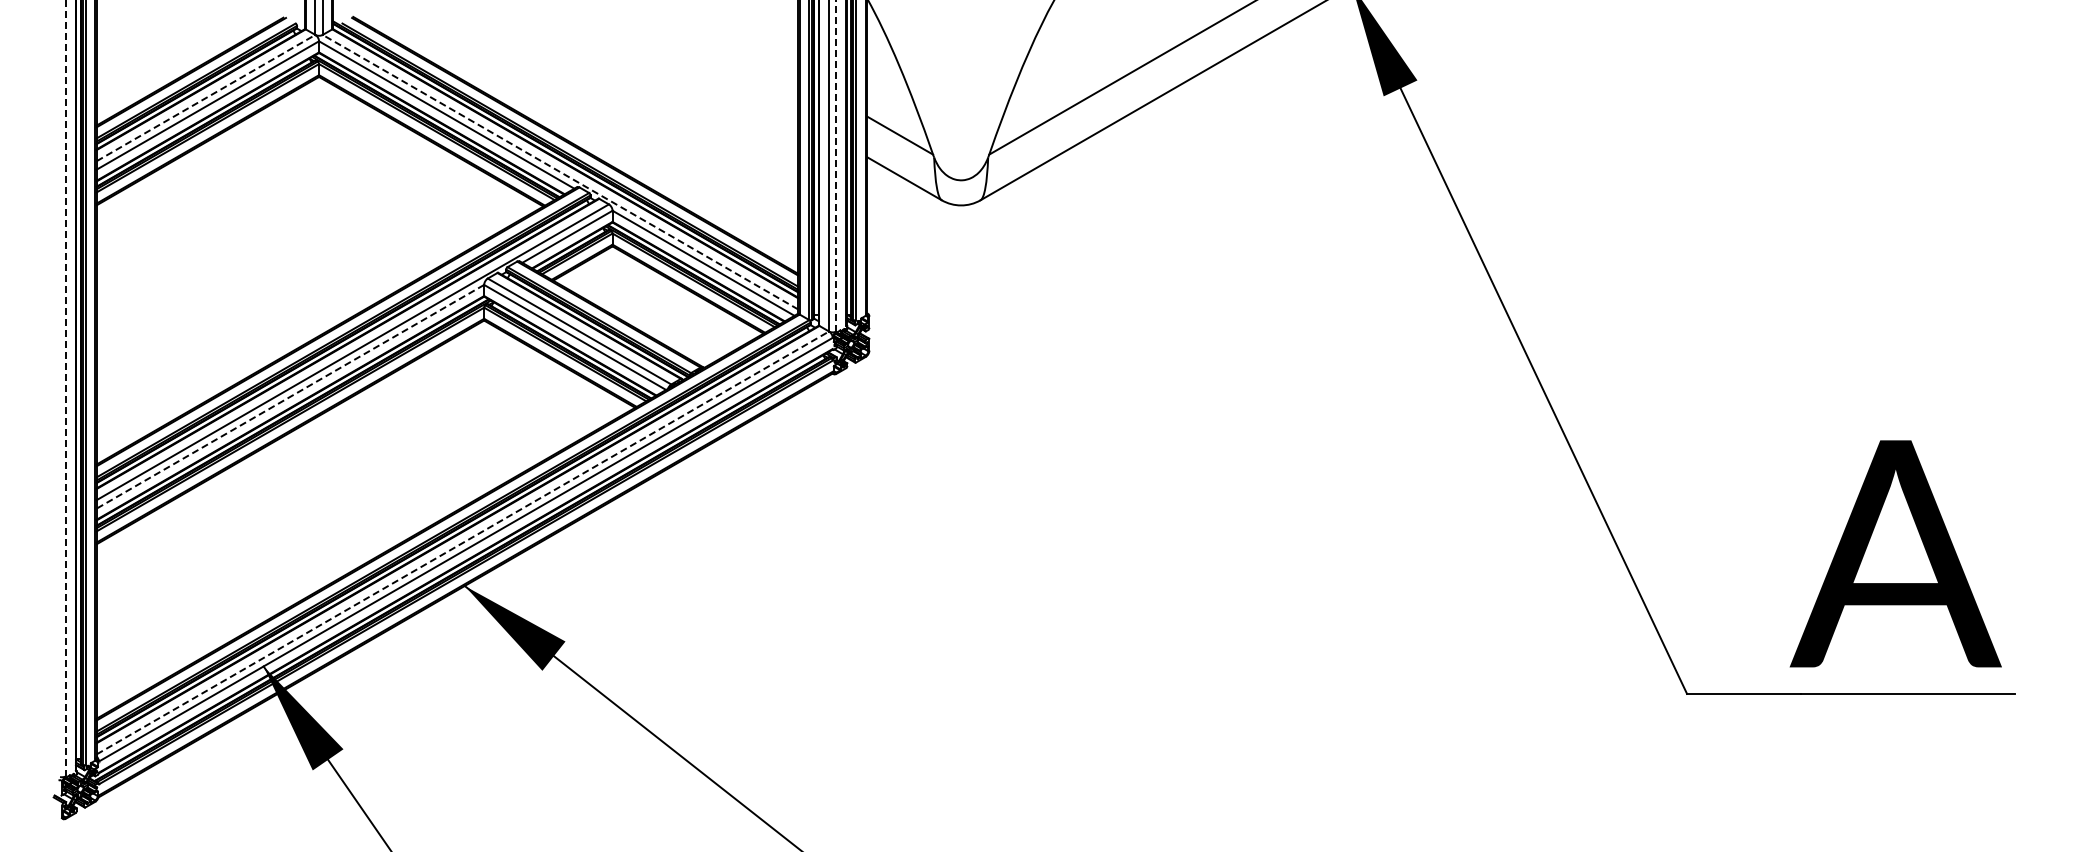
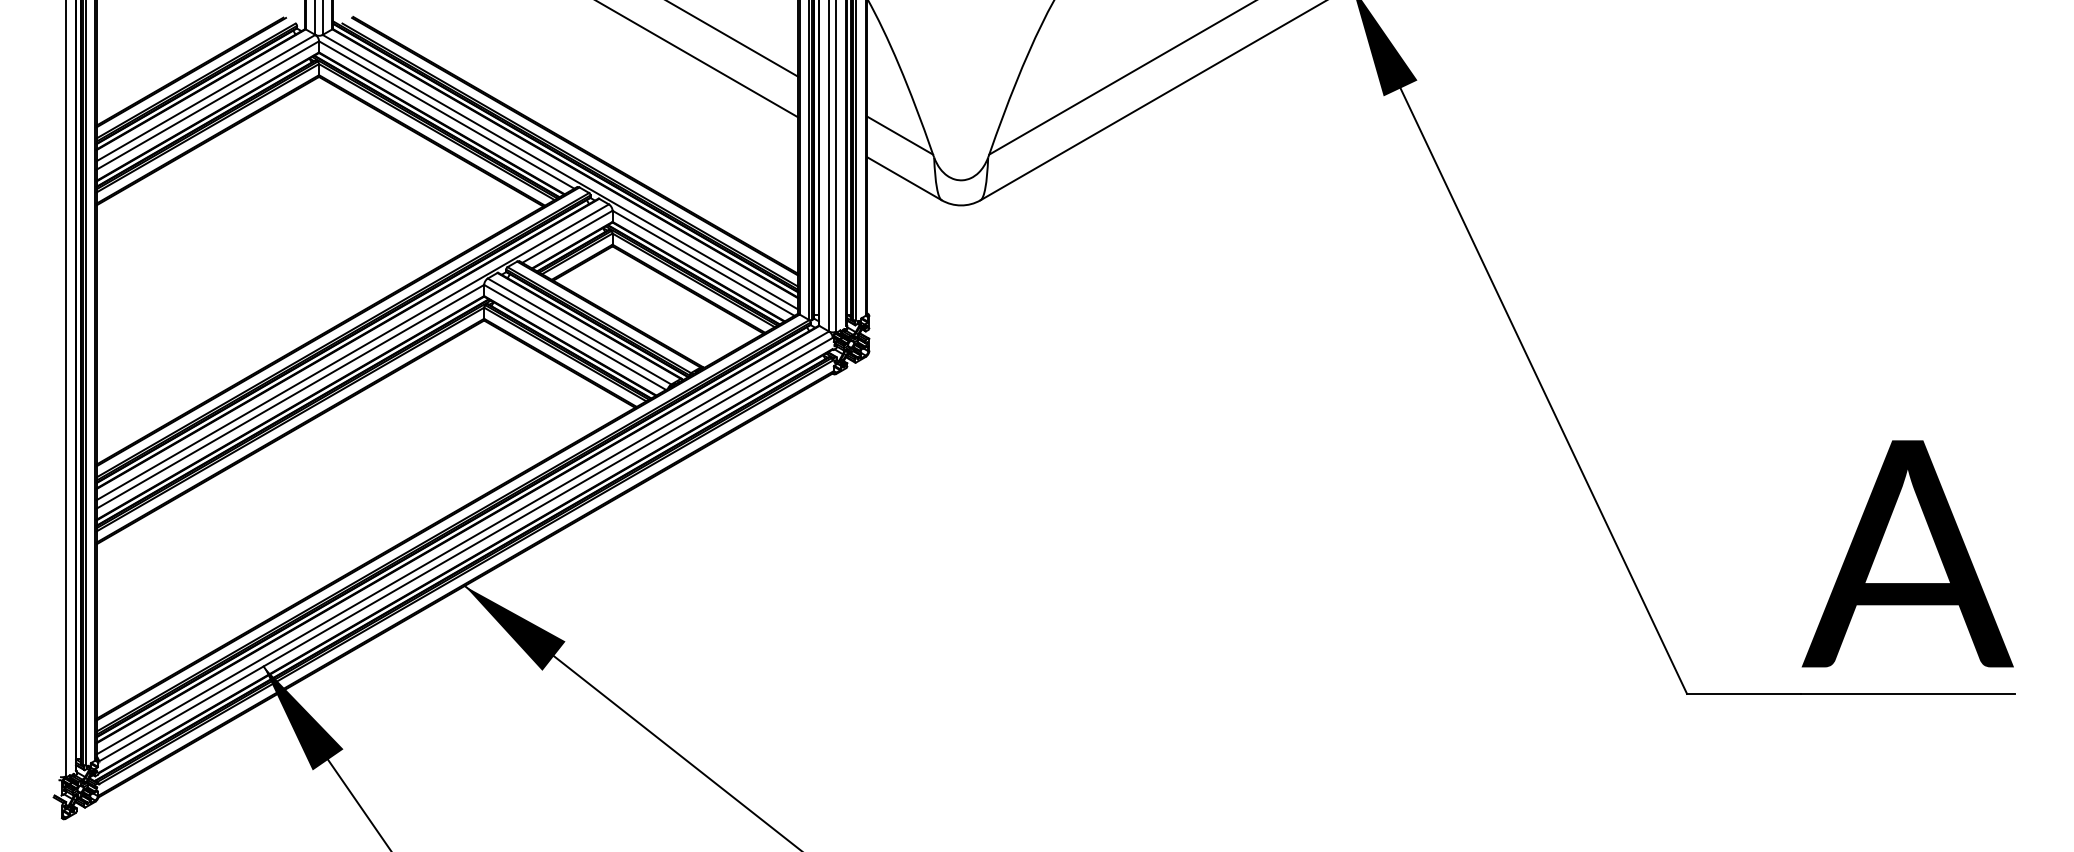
line: none -> present (733, 39)
line: none -> present (698, 59)
line: dashed -> solid (206, 97)
line: dashed -> solid (836, 165)
line: dashed -> solid (560, 172)
line: dashed -> solid (65, 388)
line: dashed -> solid (290, 396)
line: dashed -> solid (462, 542)
text position: (1895, 553) -> (1907, 553) (1907, 553)
